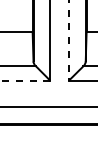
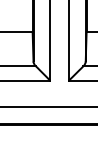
line: dashed -> solid (68, 40)
line: dashed -> solid (25, 80)
